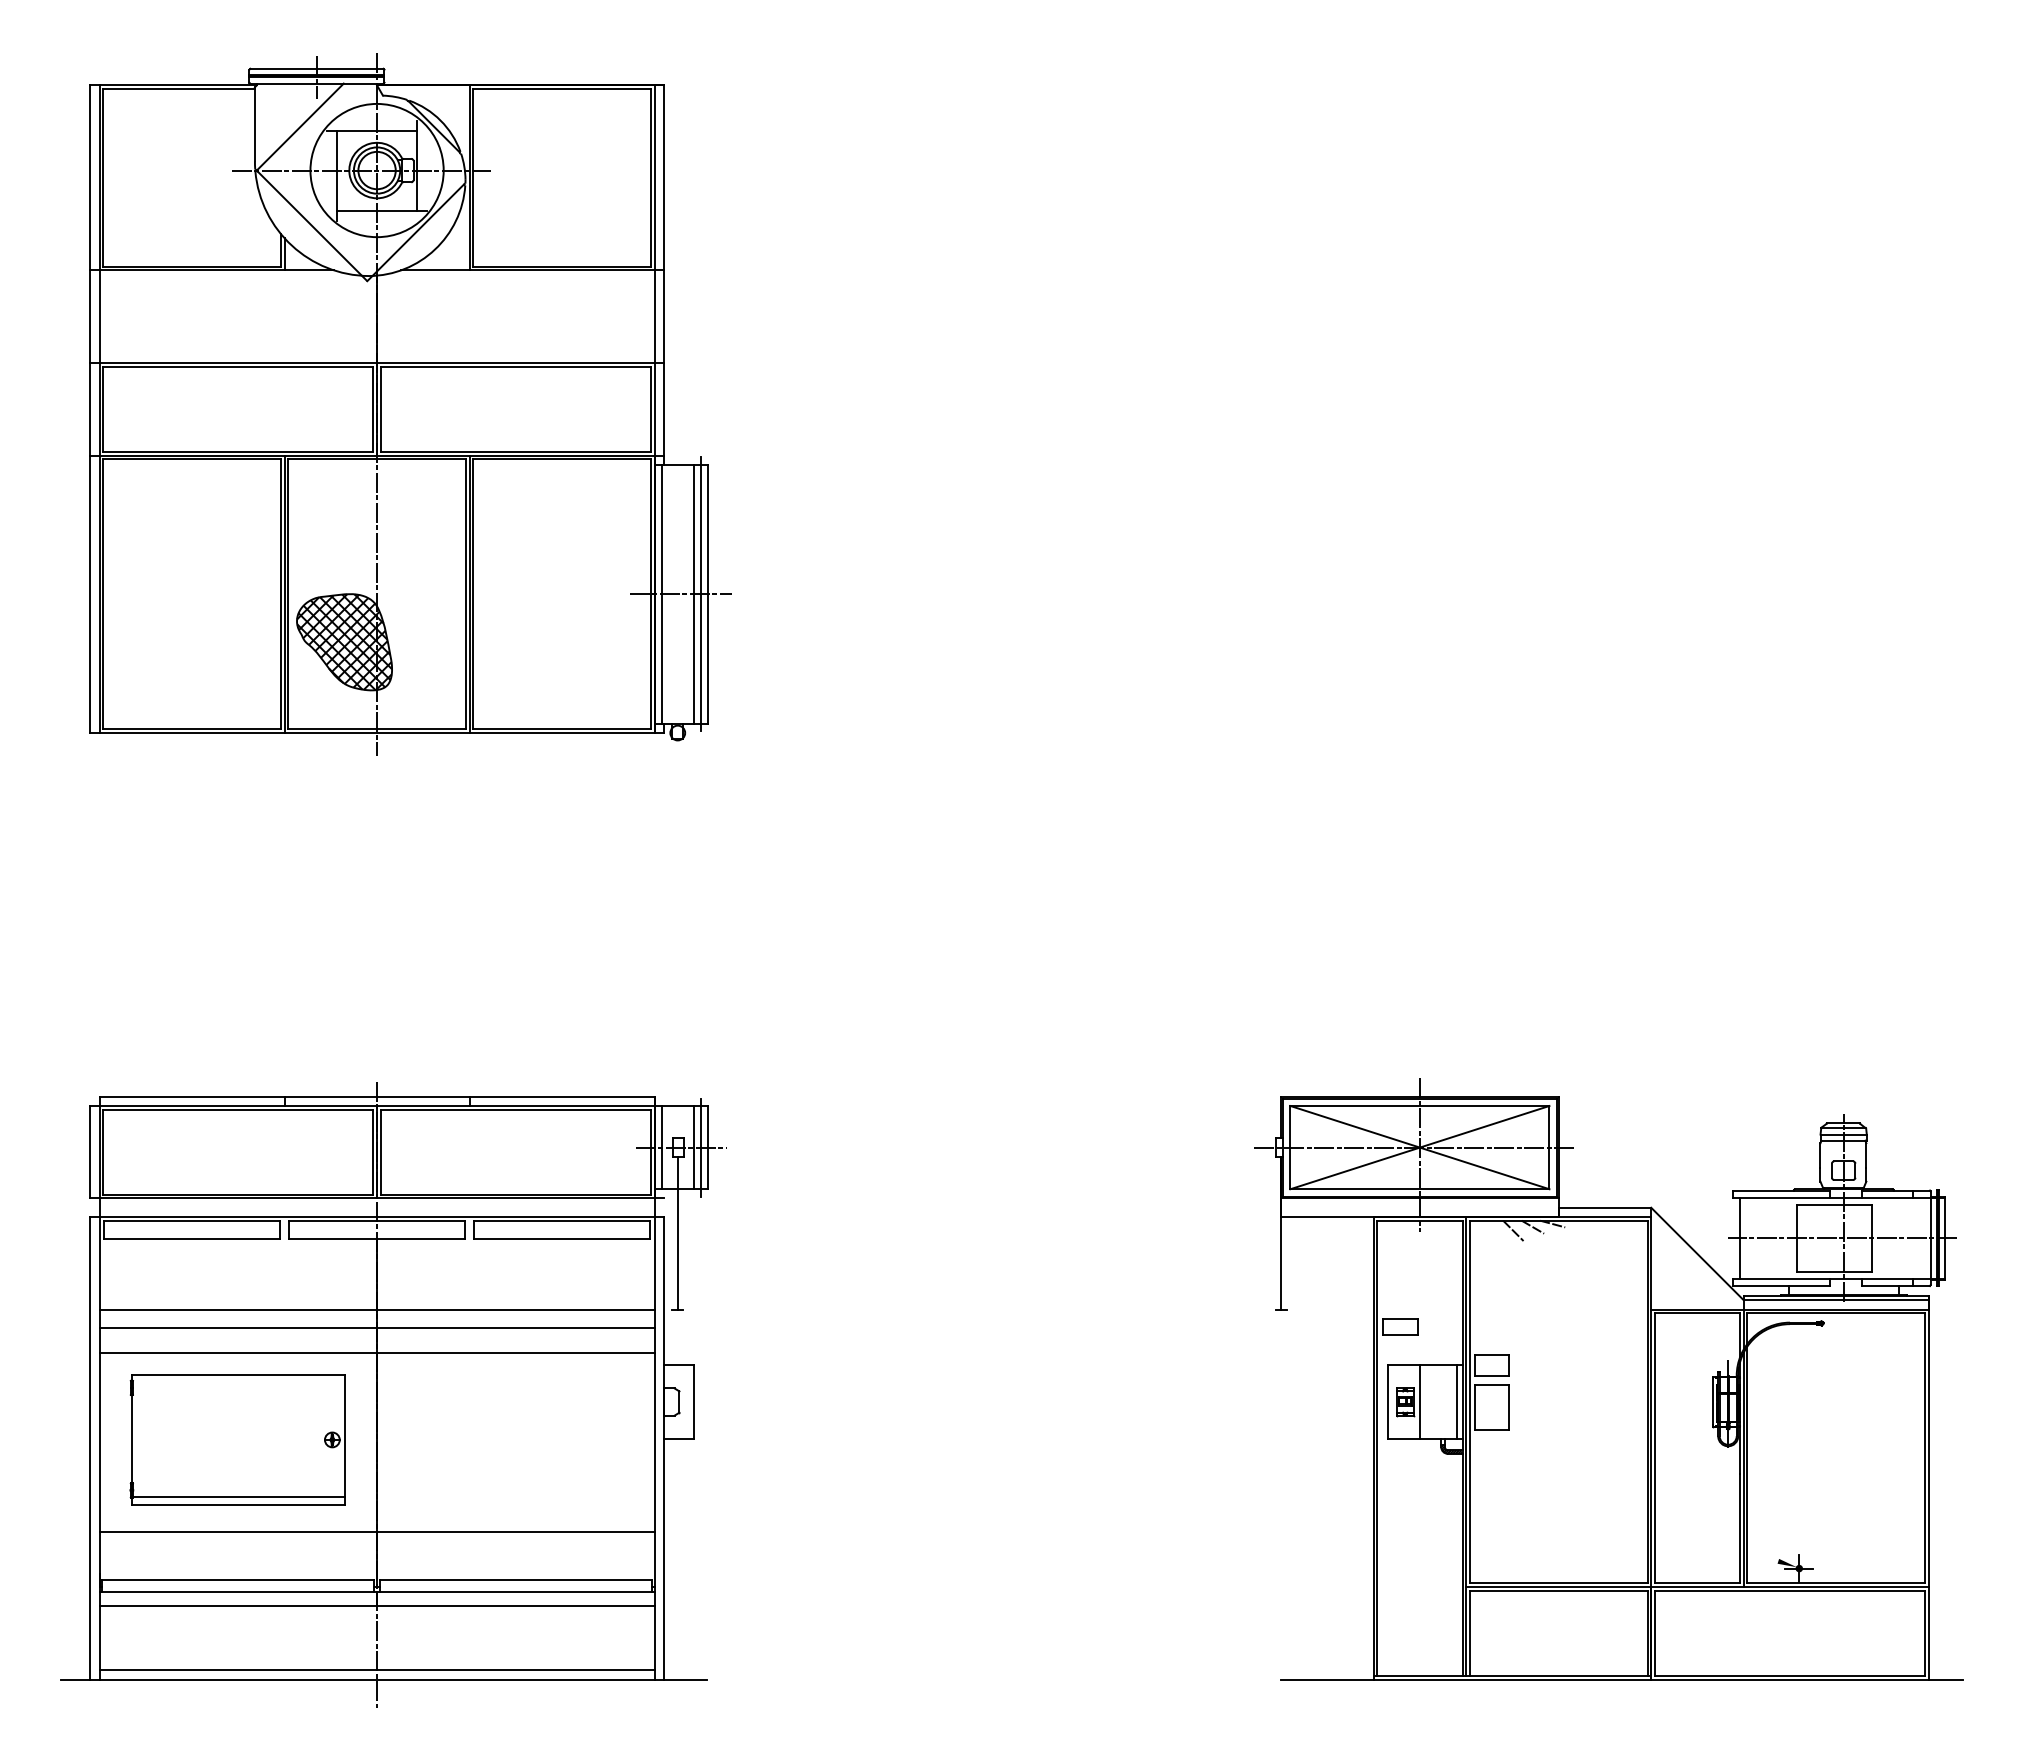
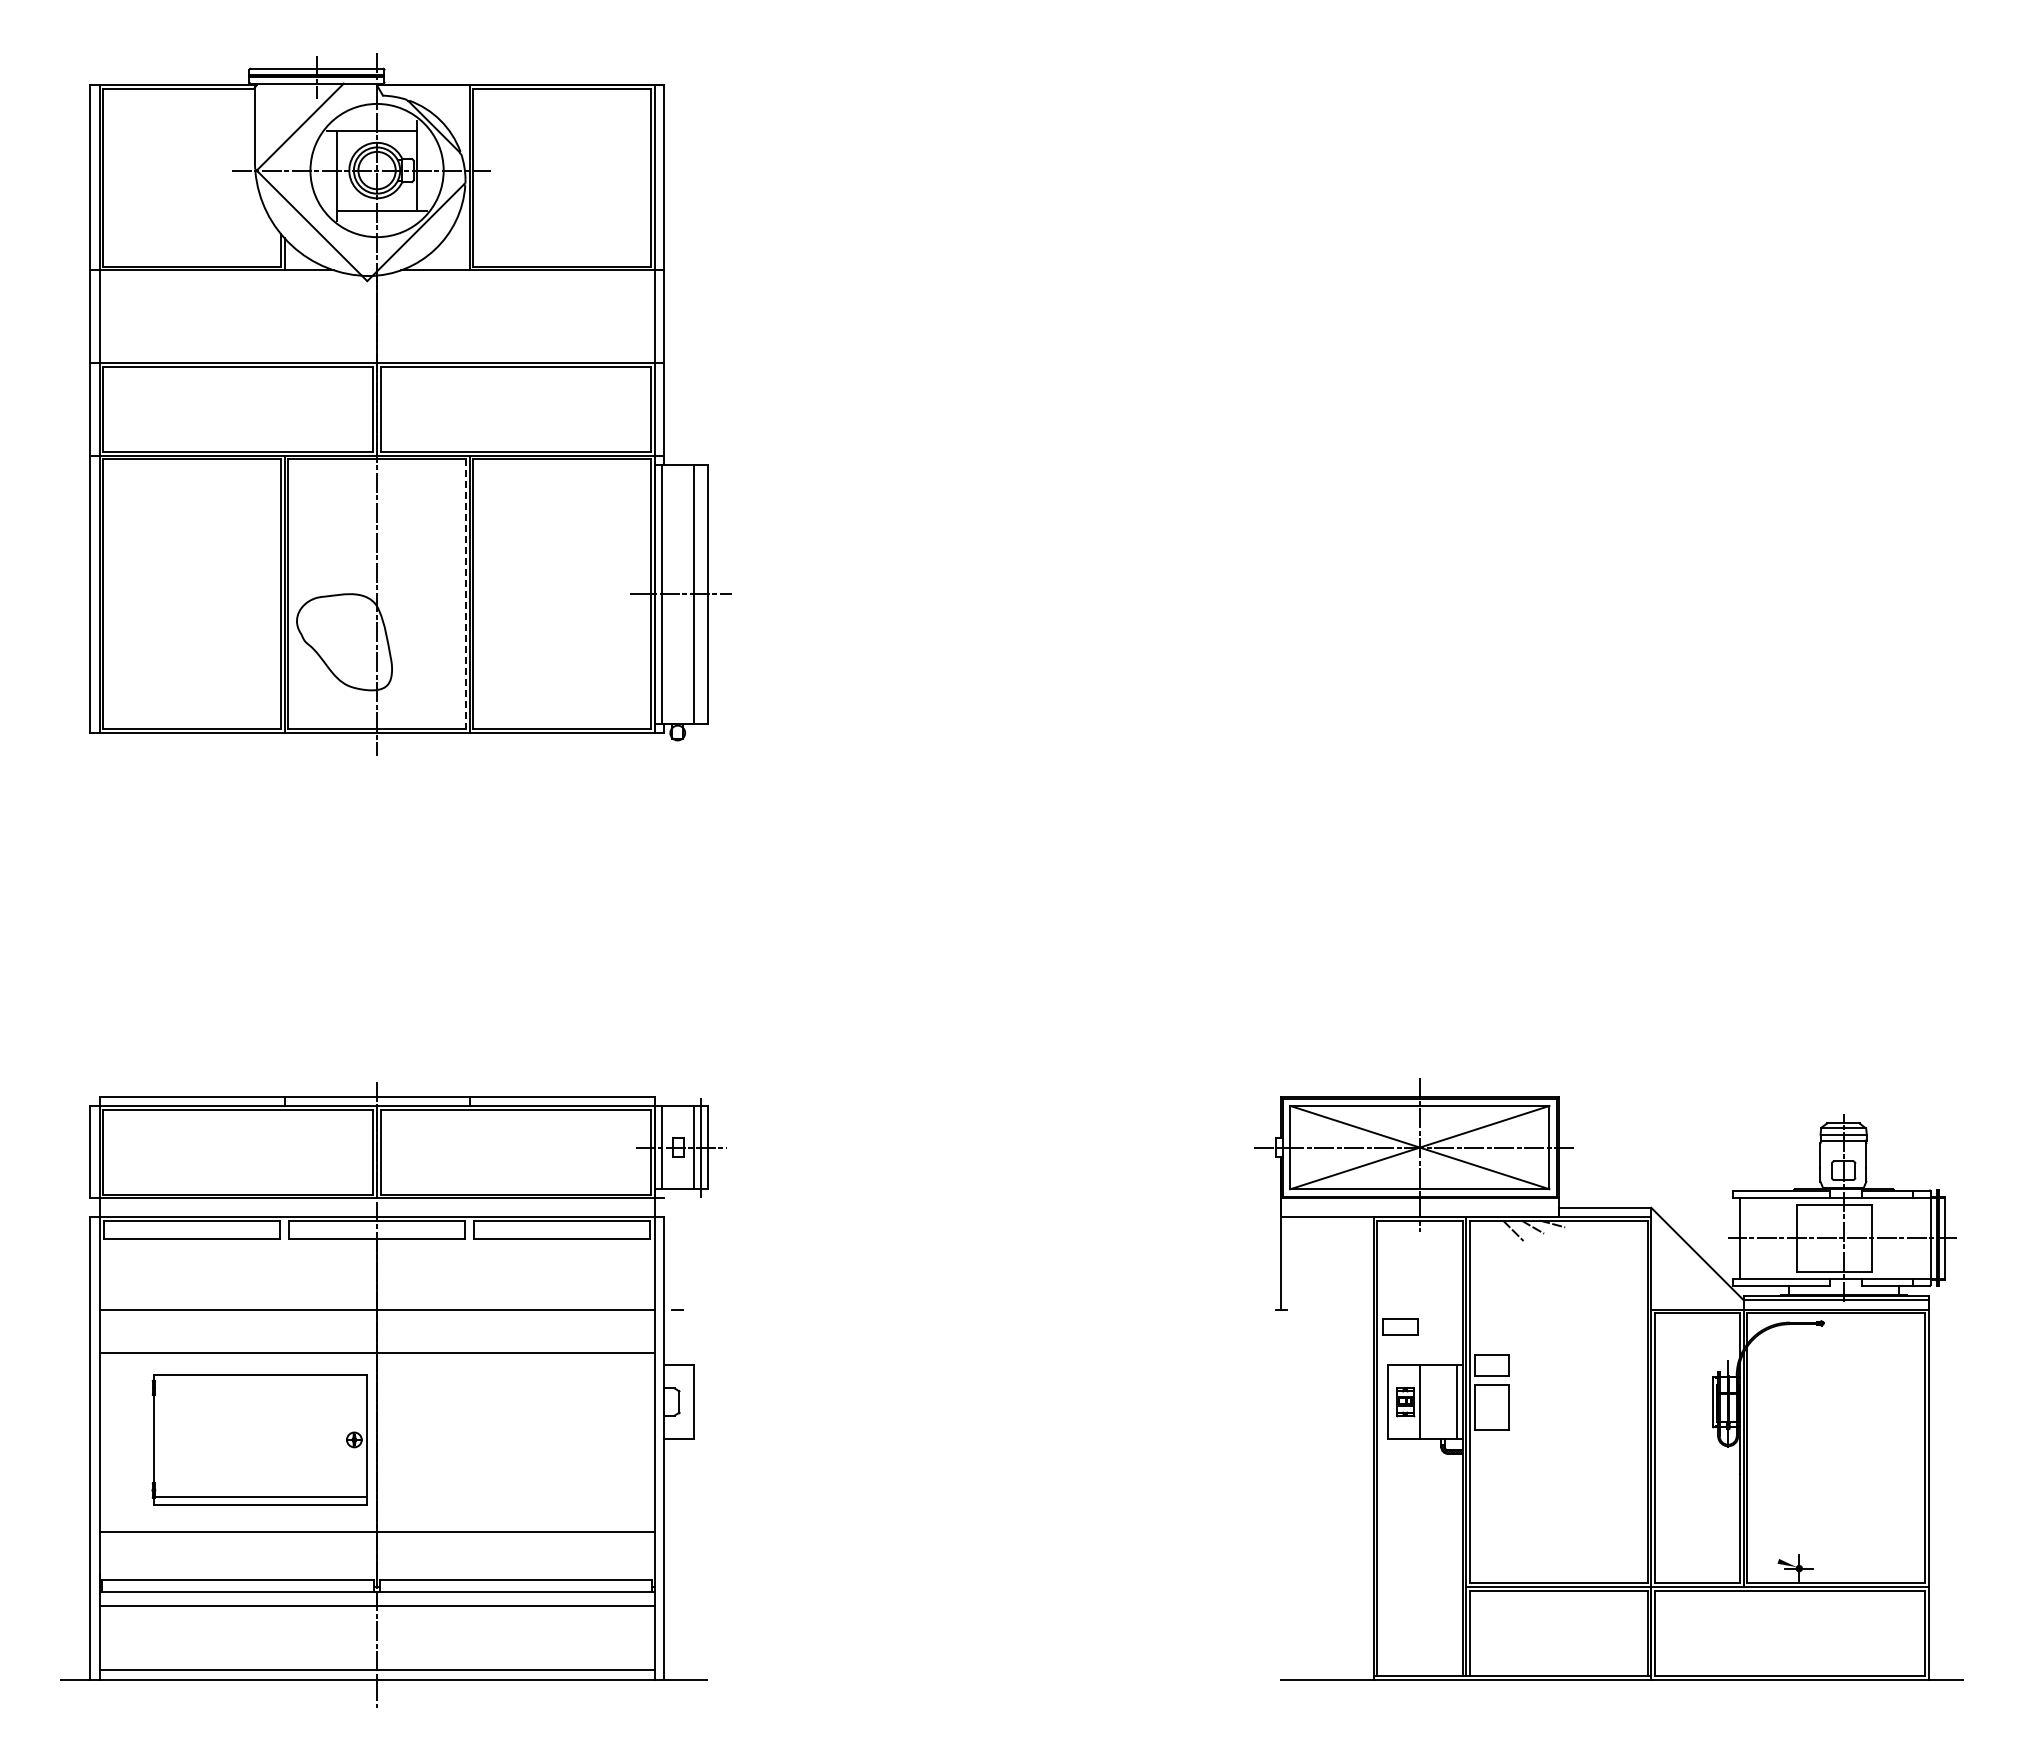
line: solid -> dashed (465, 594)
line: present -> none (700, 594)
hatch: present -> none (344, 642)
line: present -> none (677, 1232)
line: present -> none (376, 1328)
part position: (237, 1439) -> (259, 1439) (259, 1439)
